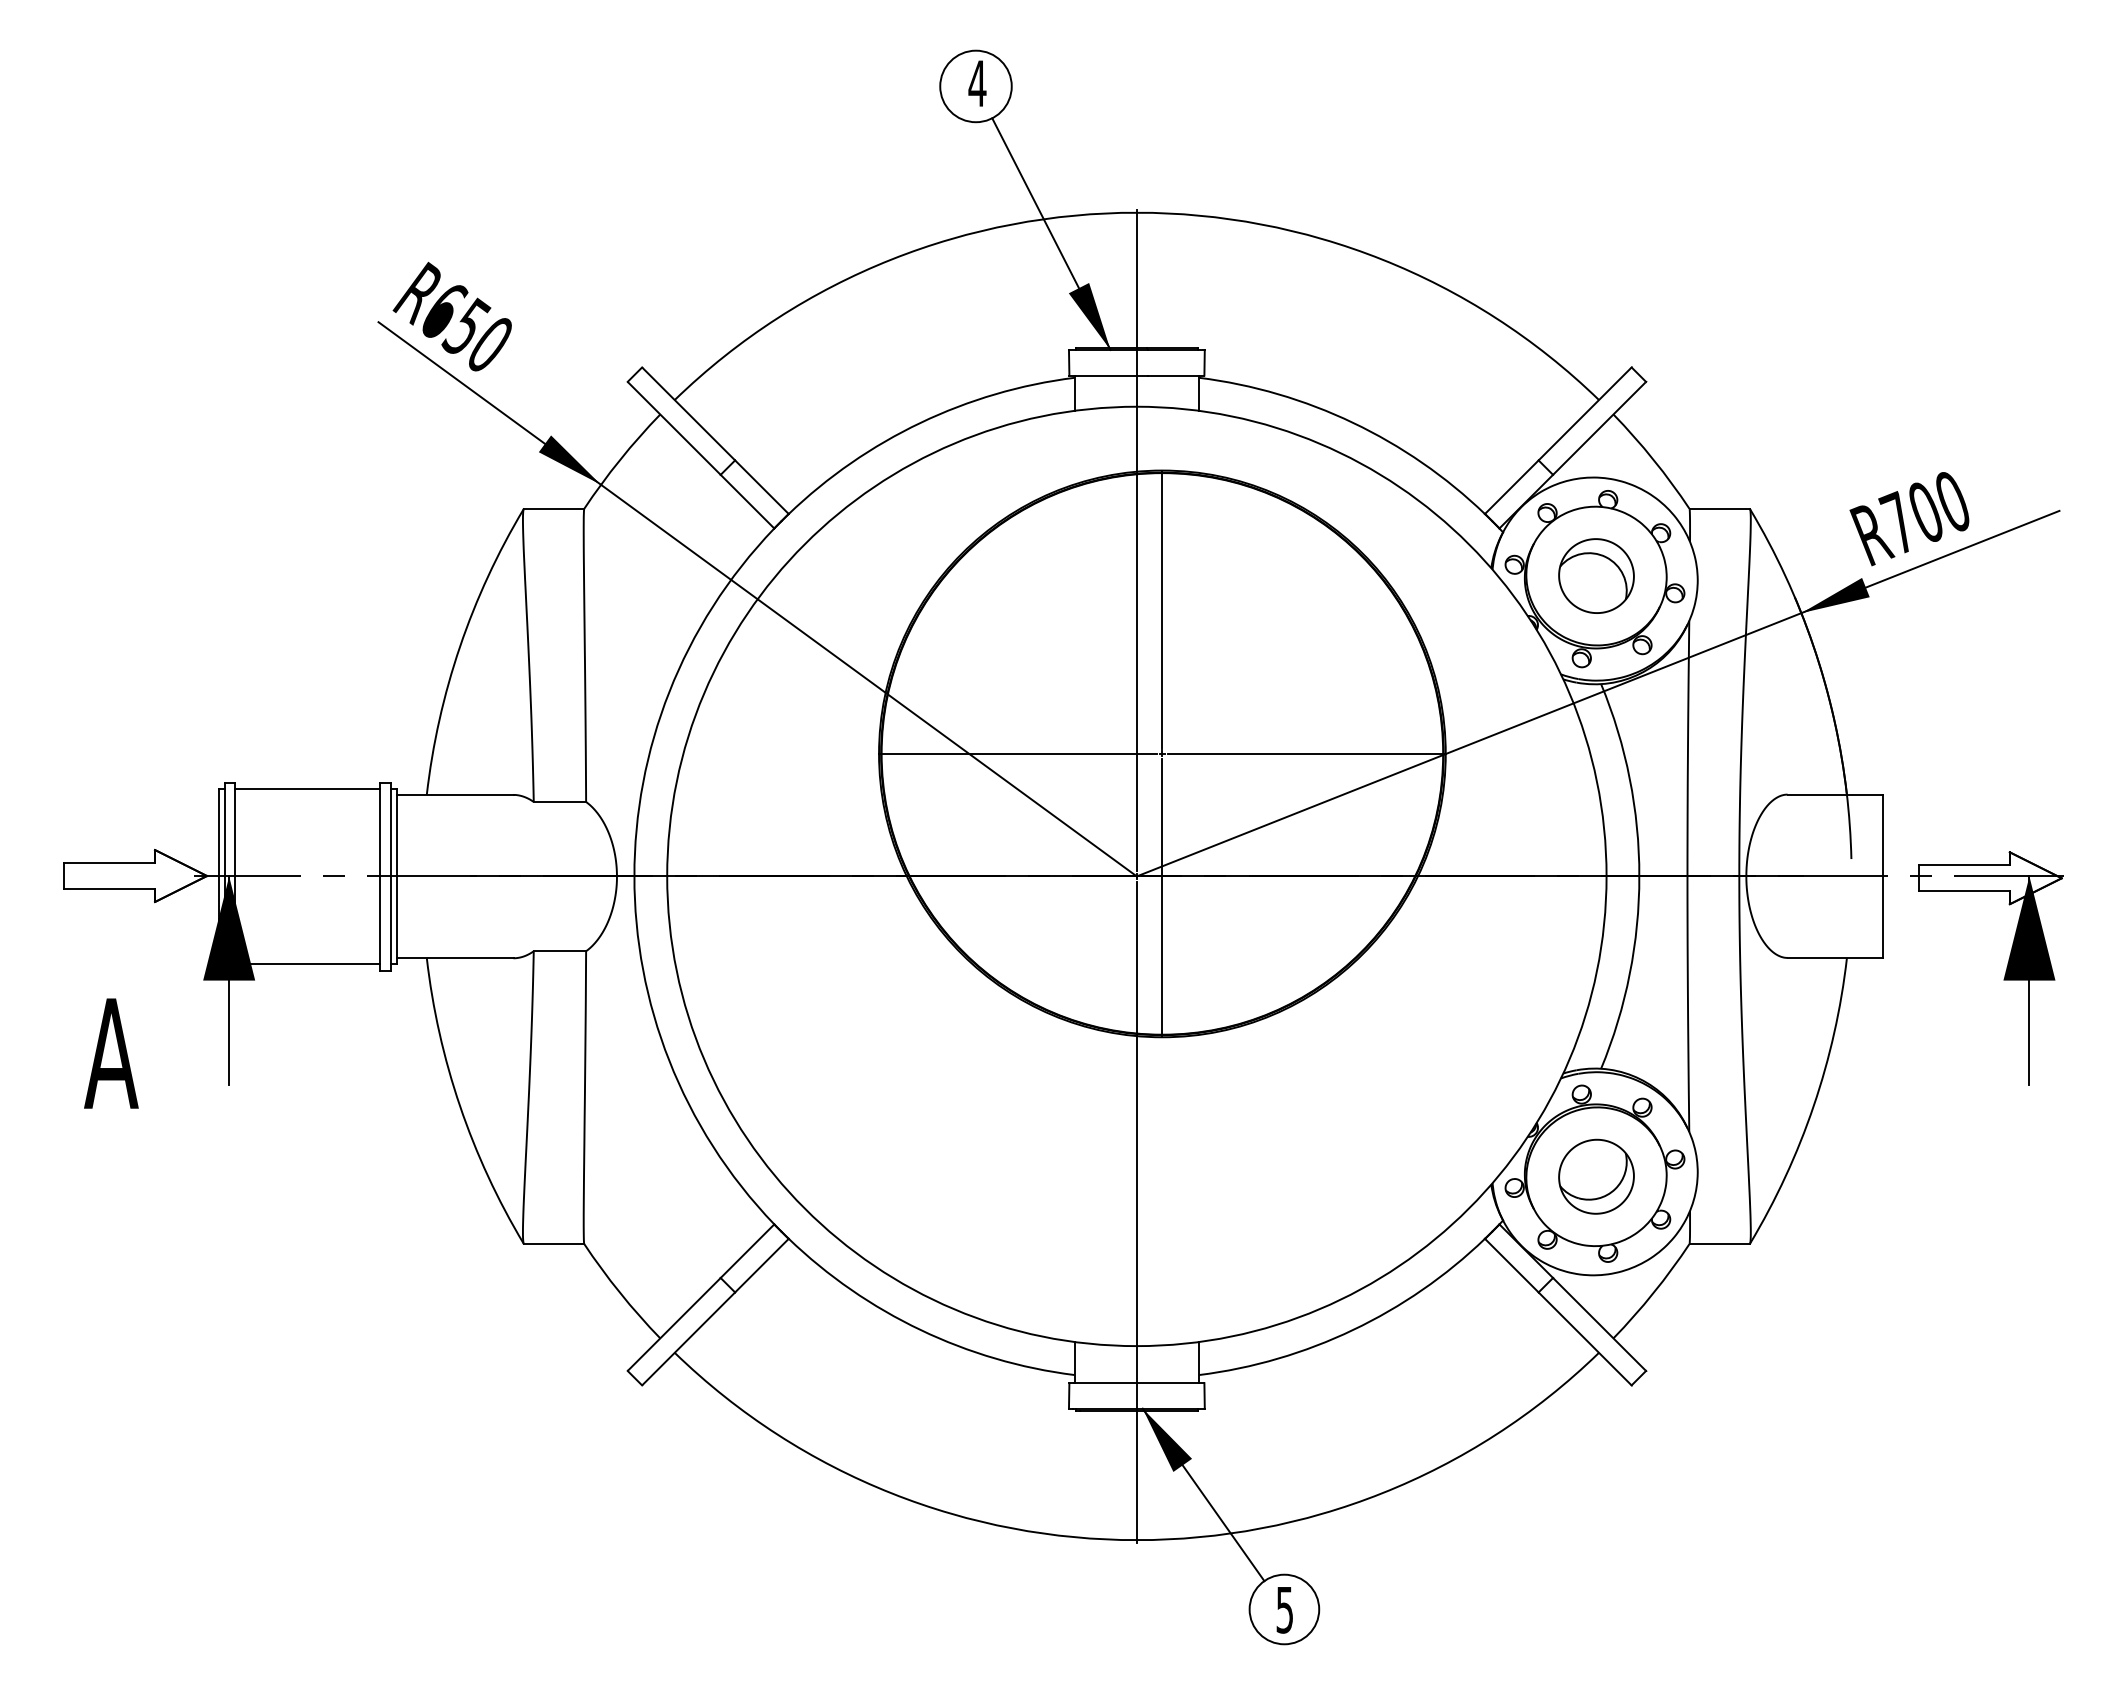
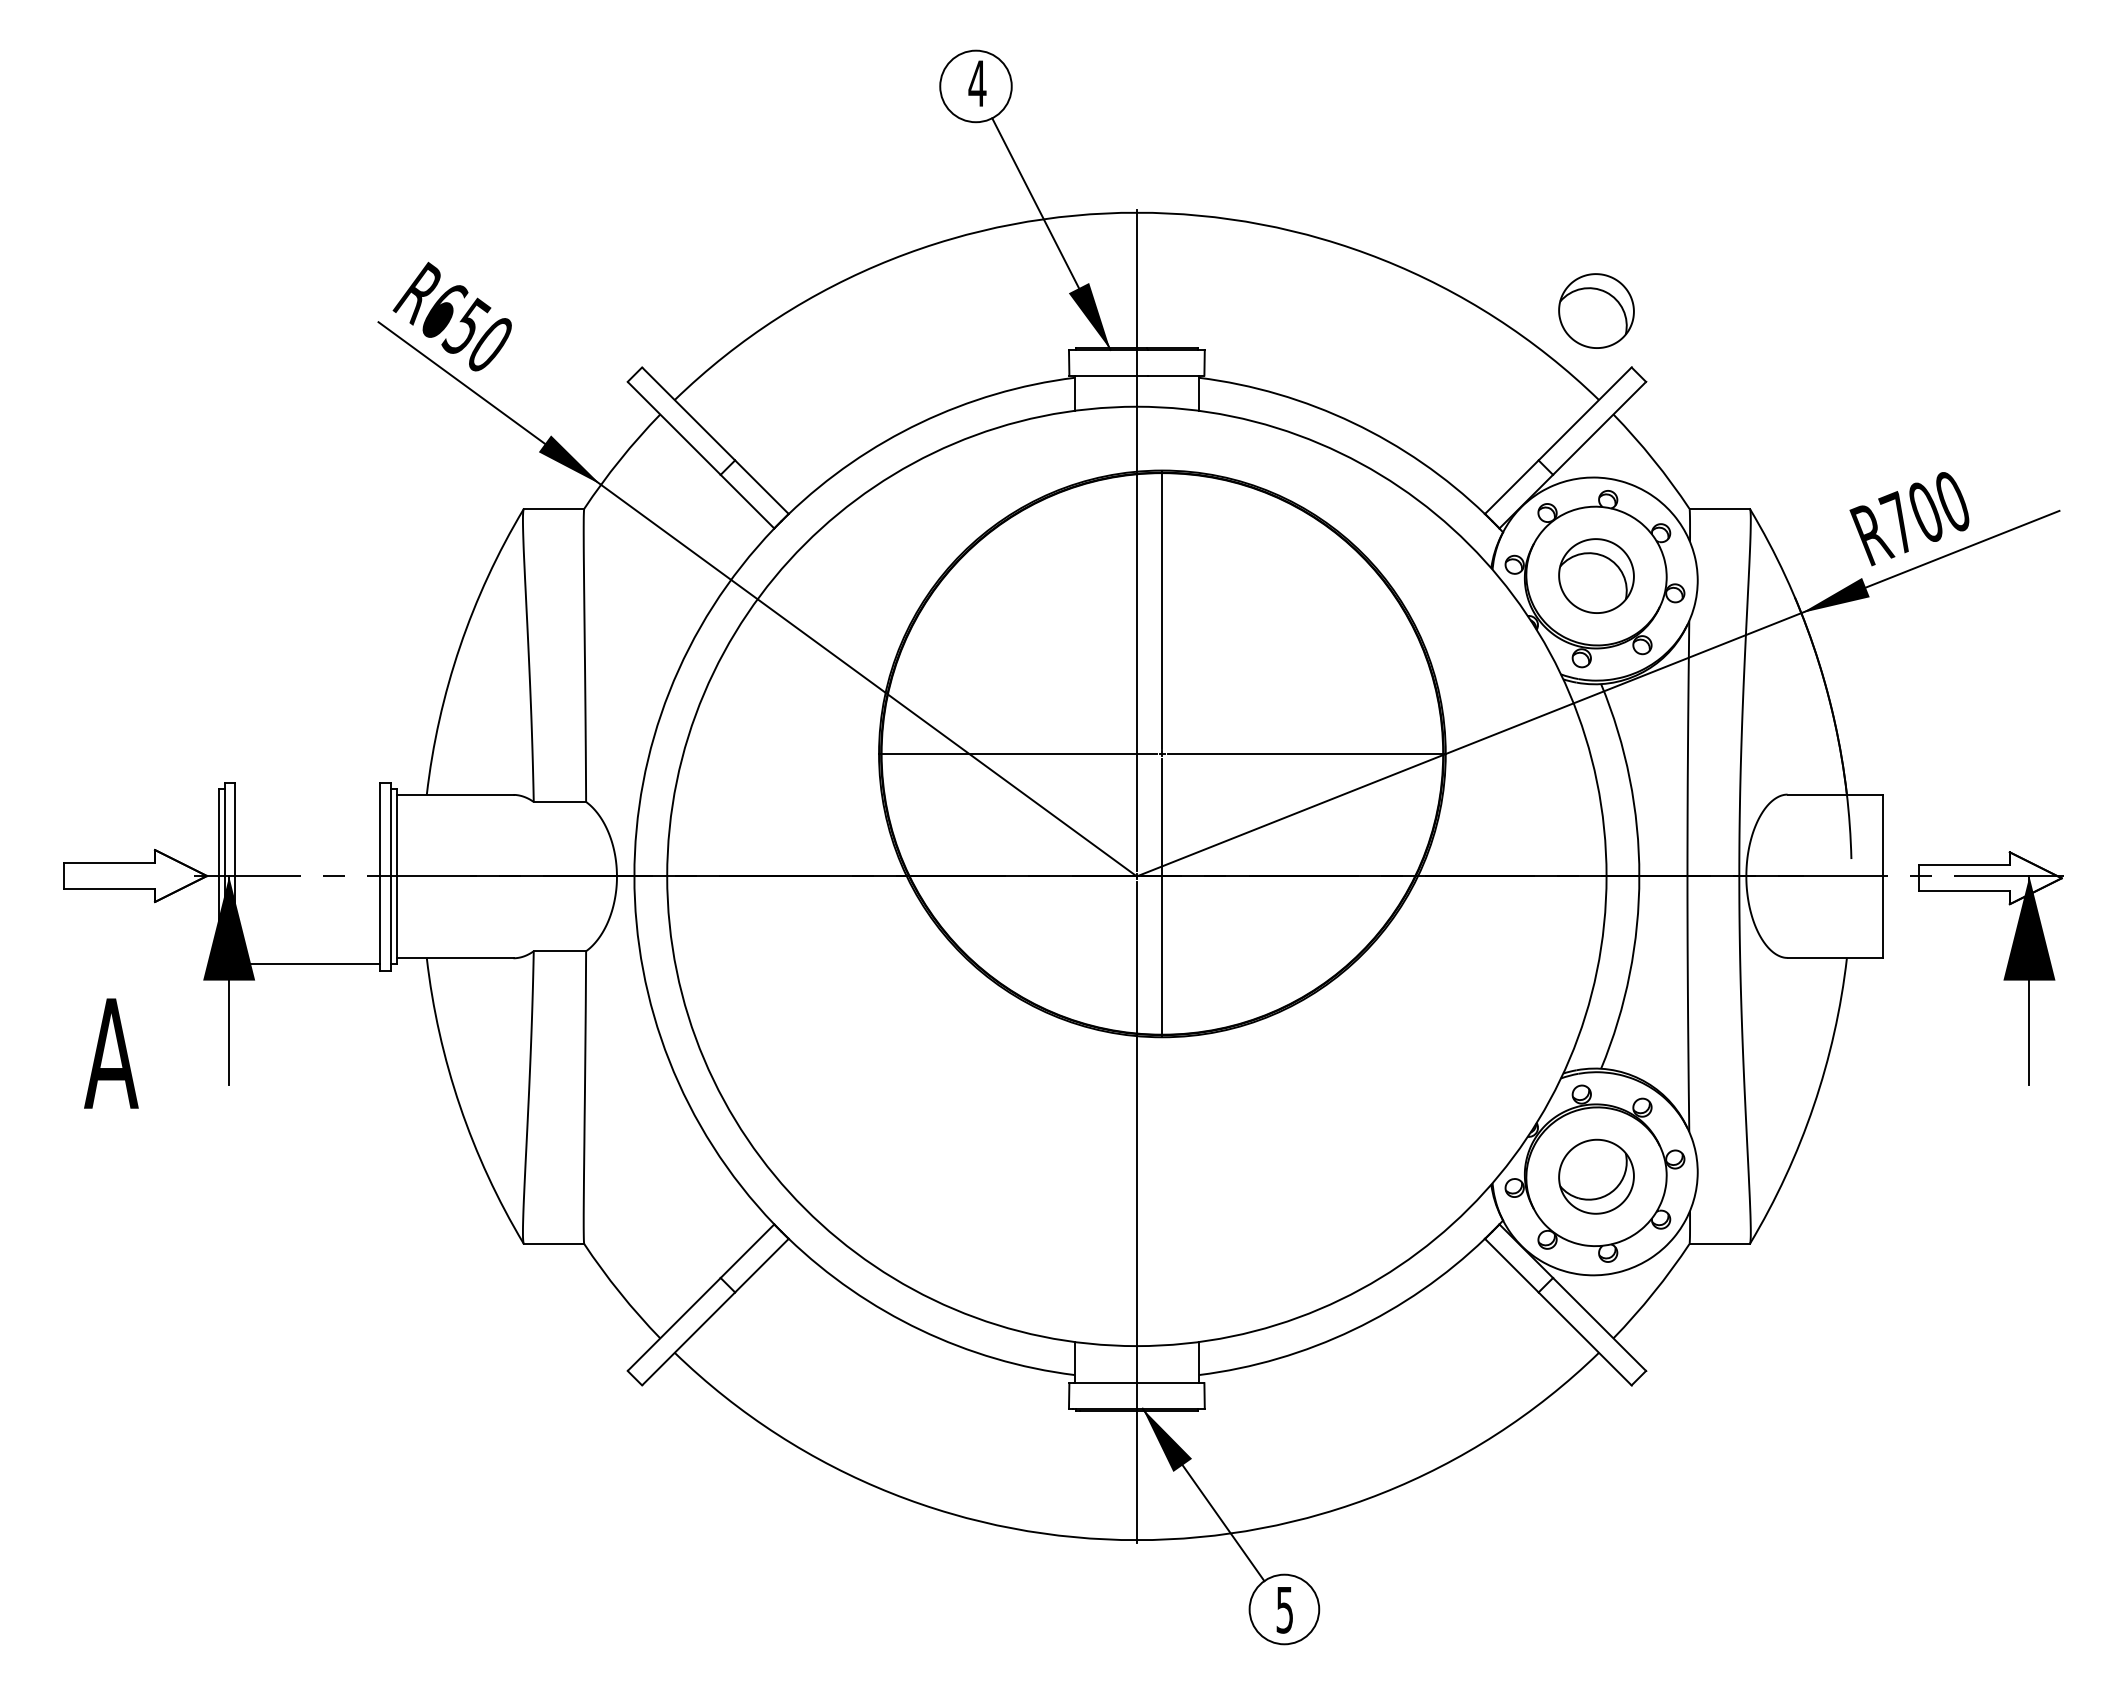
part: none -> present (1596, 310)
line: present -> none (307, 788)
